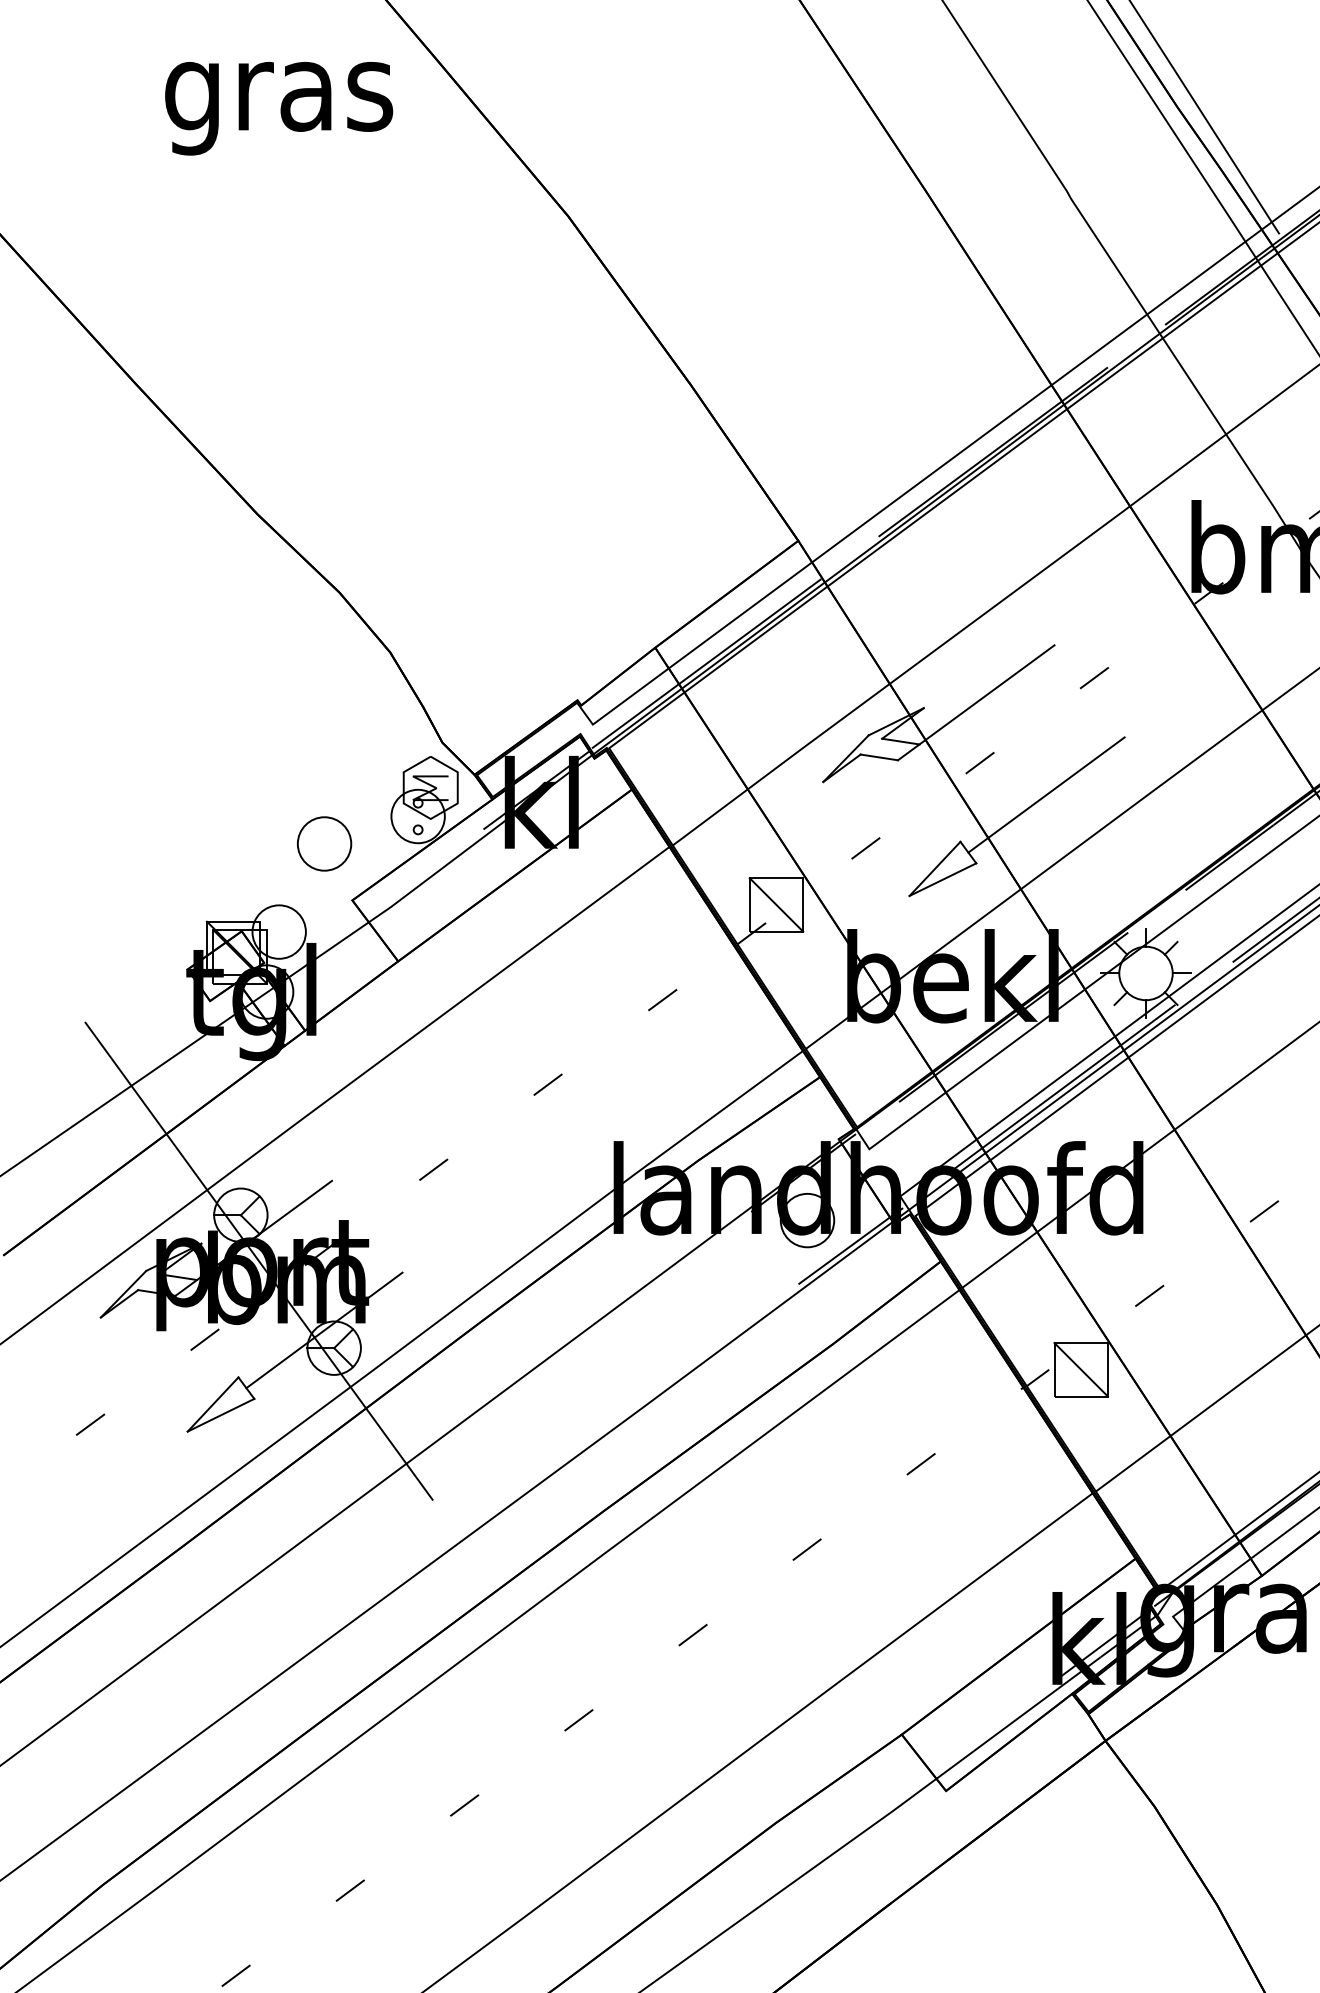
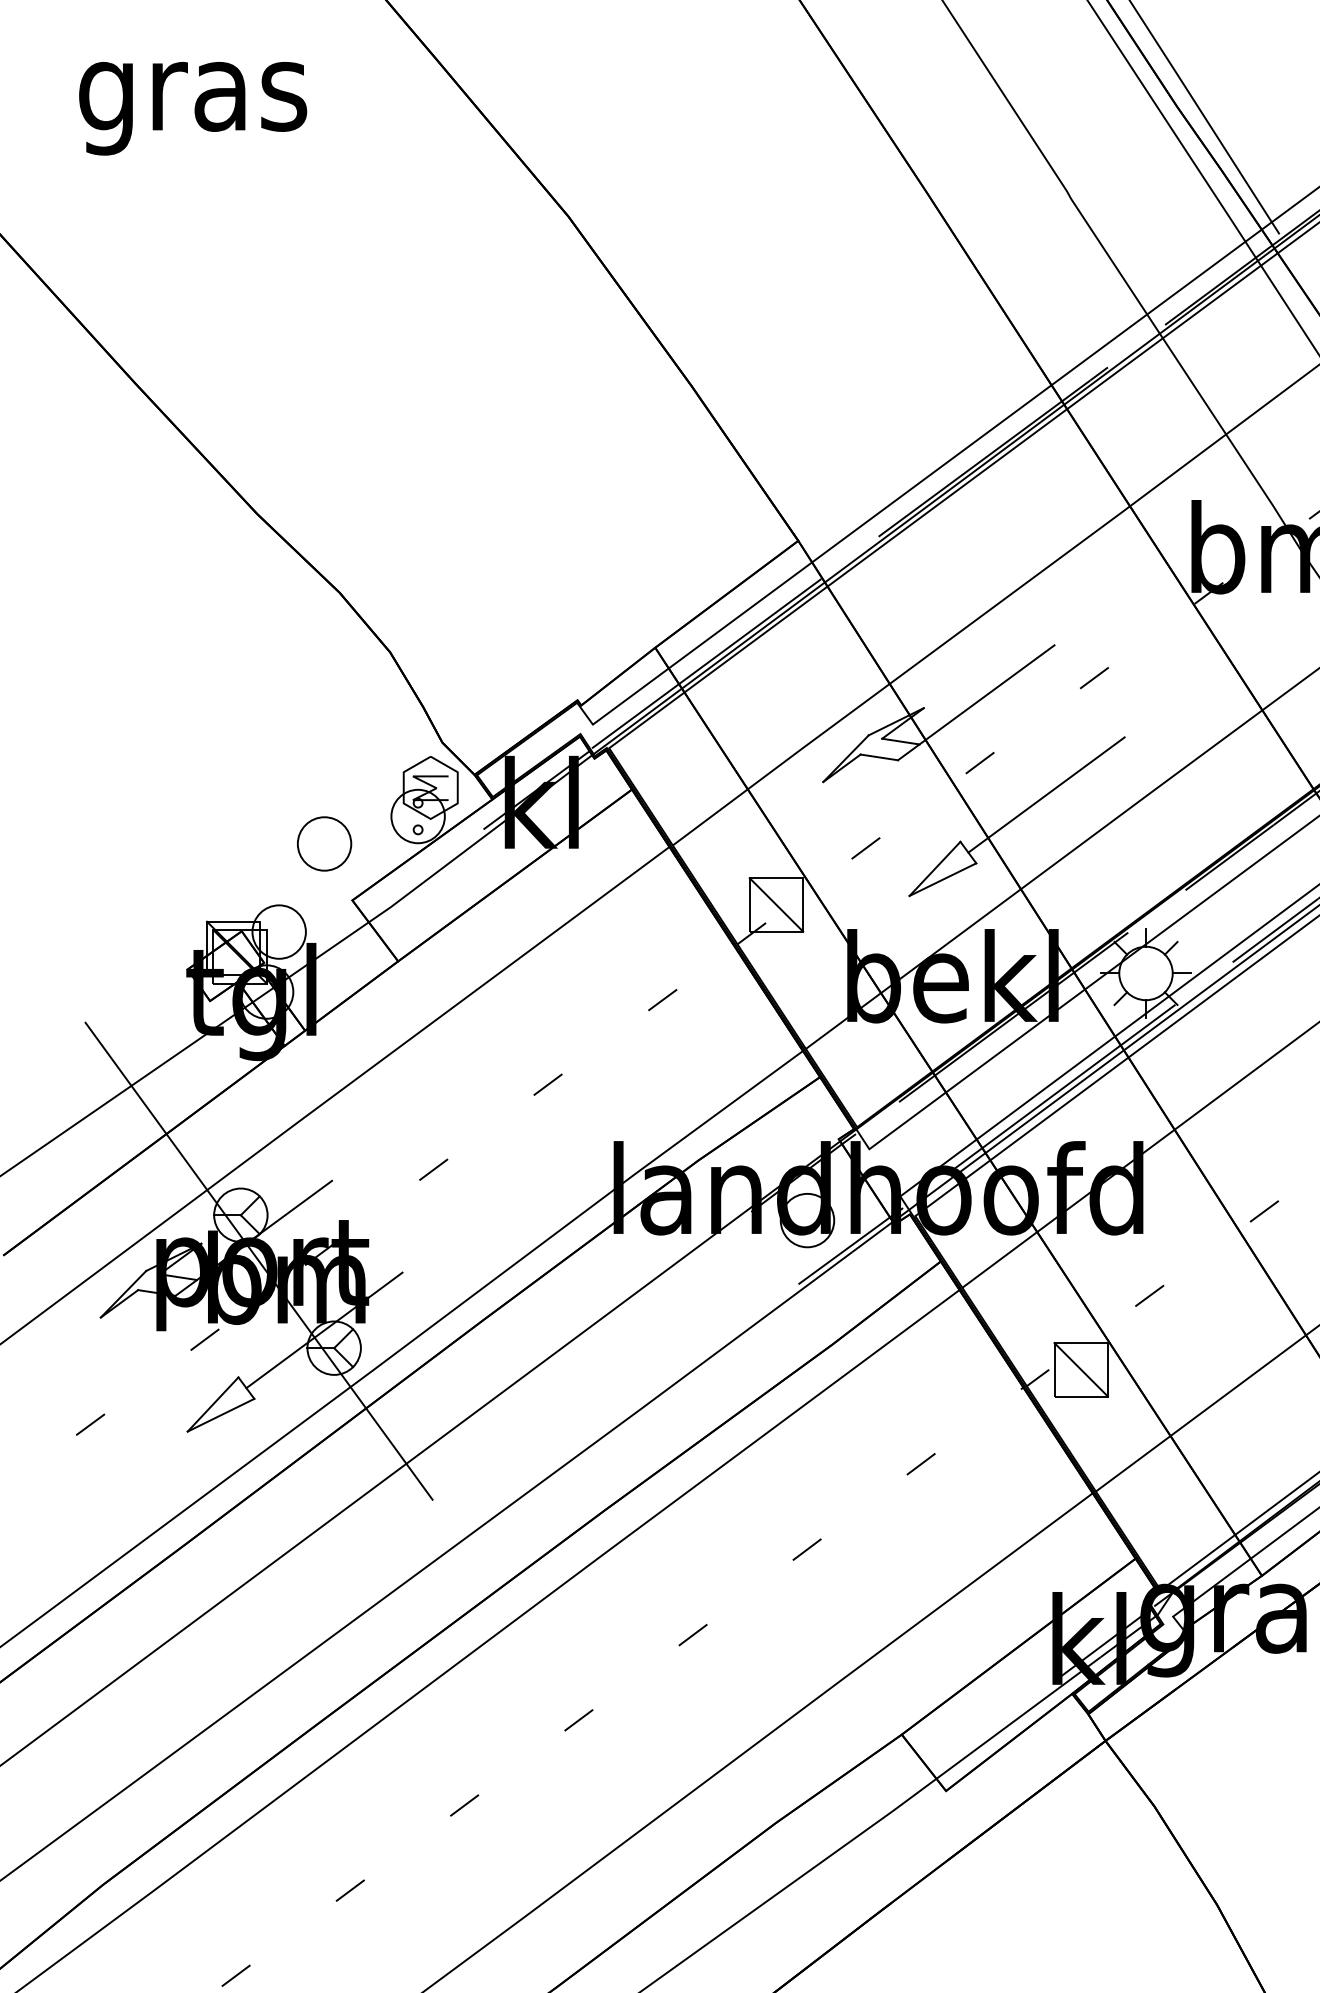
text position: (279, 108) -> (193, 108) (193, 108)
